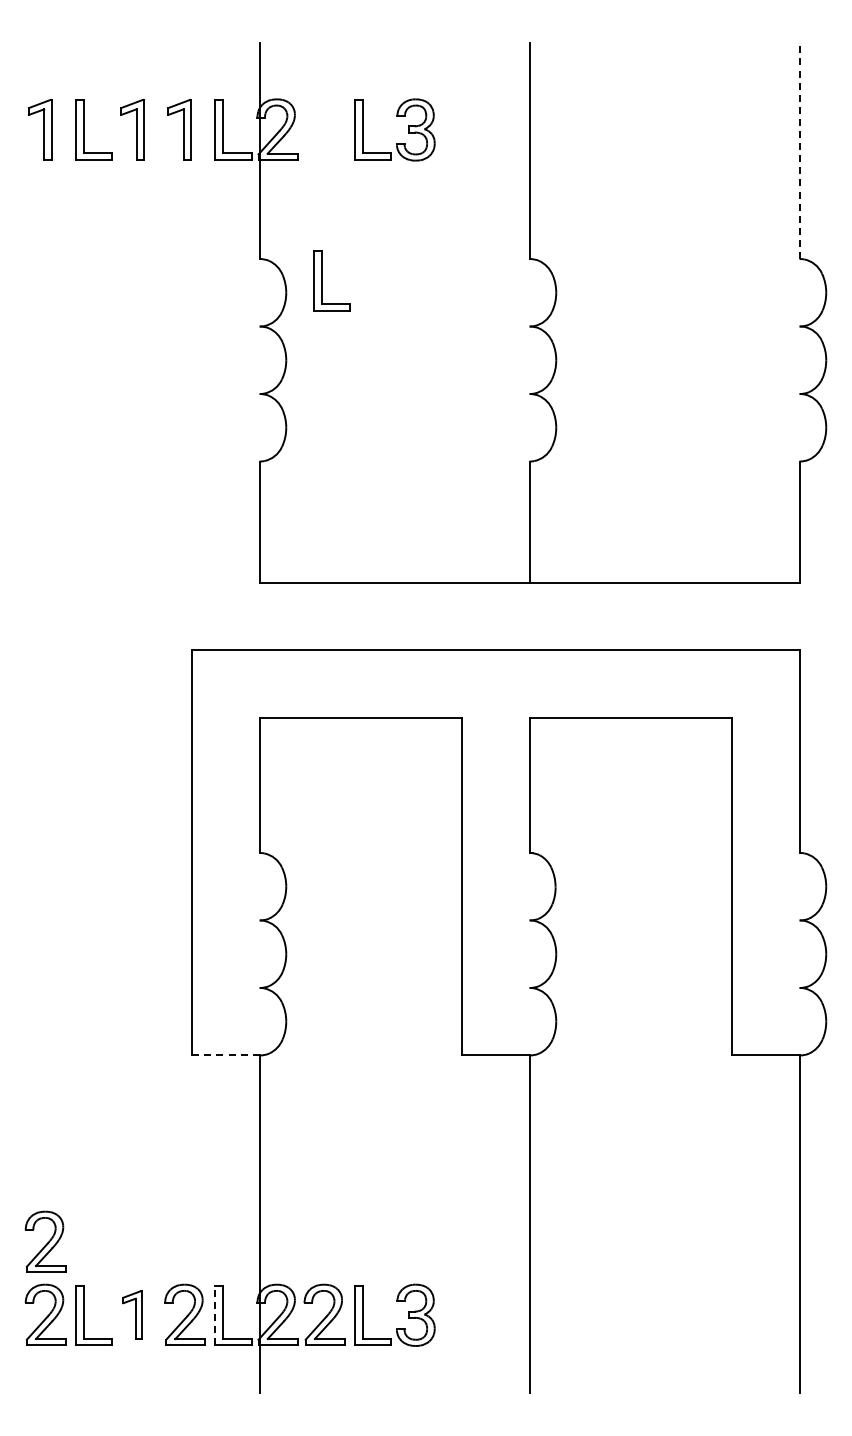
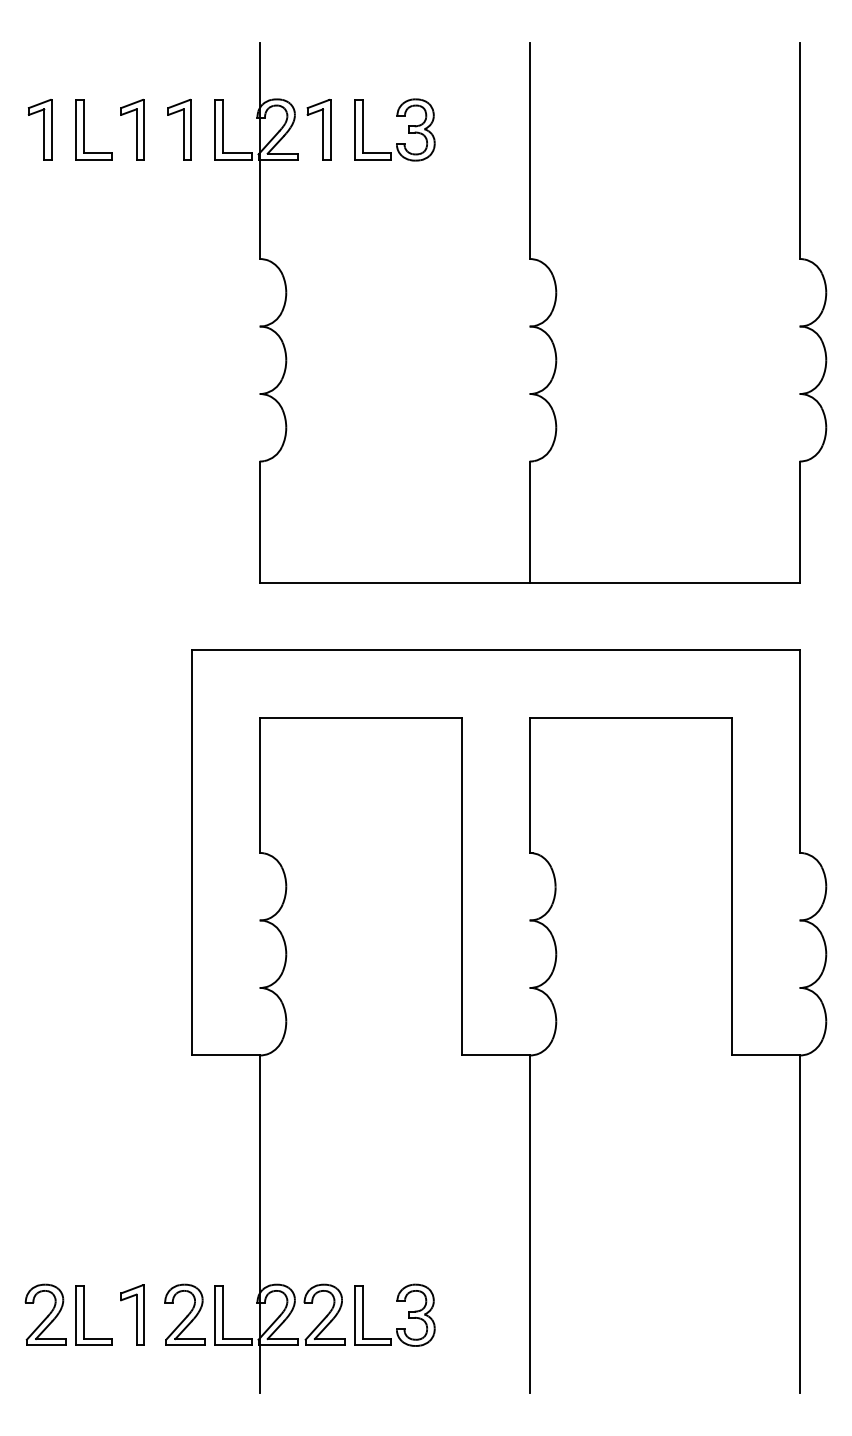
part: none -> present (318, 129)
line: dashed -> solid (799, 151)
part: present -> none (322, 280)
line: dashed -> solid (225, 1055)
part: present -> none (45, 1241)
part size: 21x50 px -> 25x62 px (132, 1314)
line: dashed -> solid (215, 1315)
